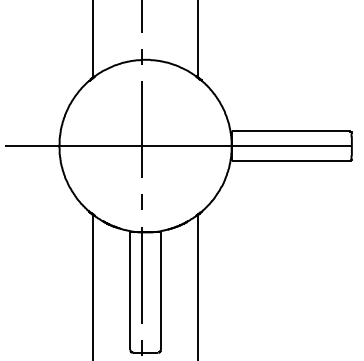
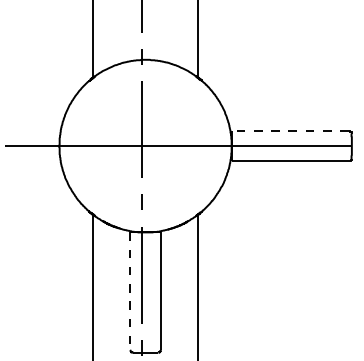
line: solid -> dashed (290, 130)
line: solid -> dashed (130, 291)
